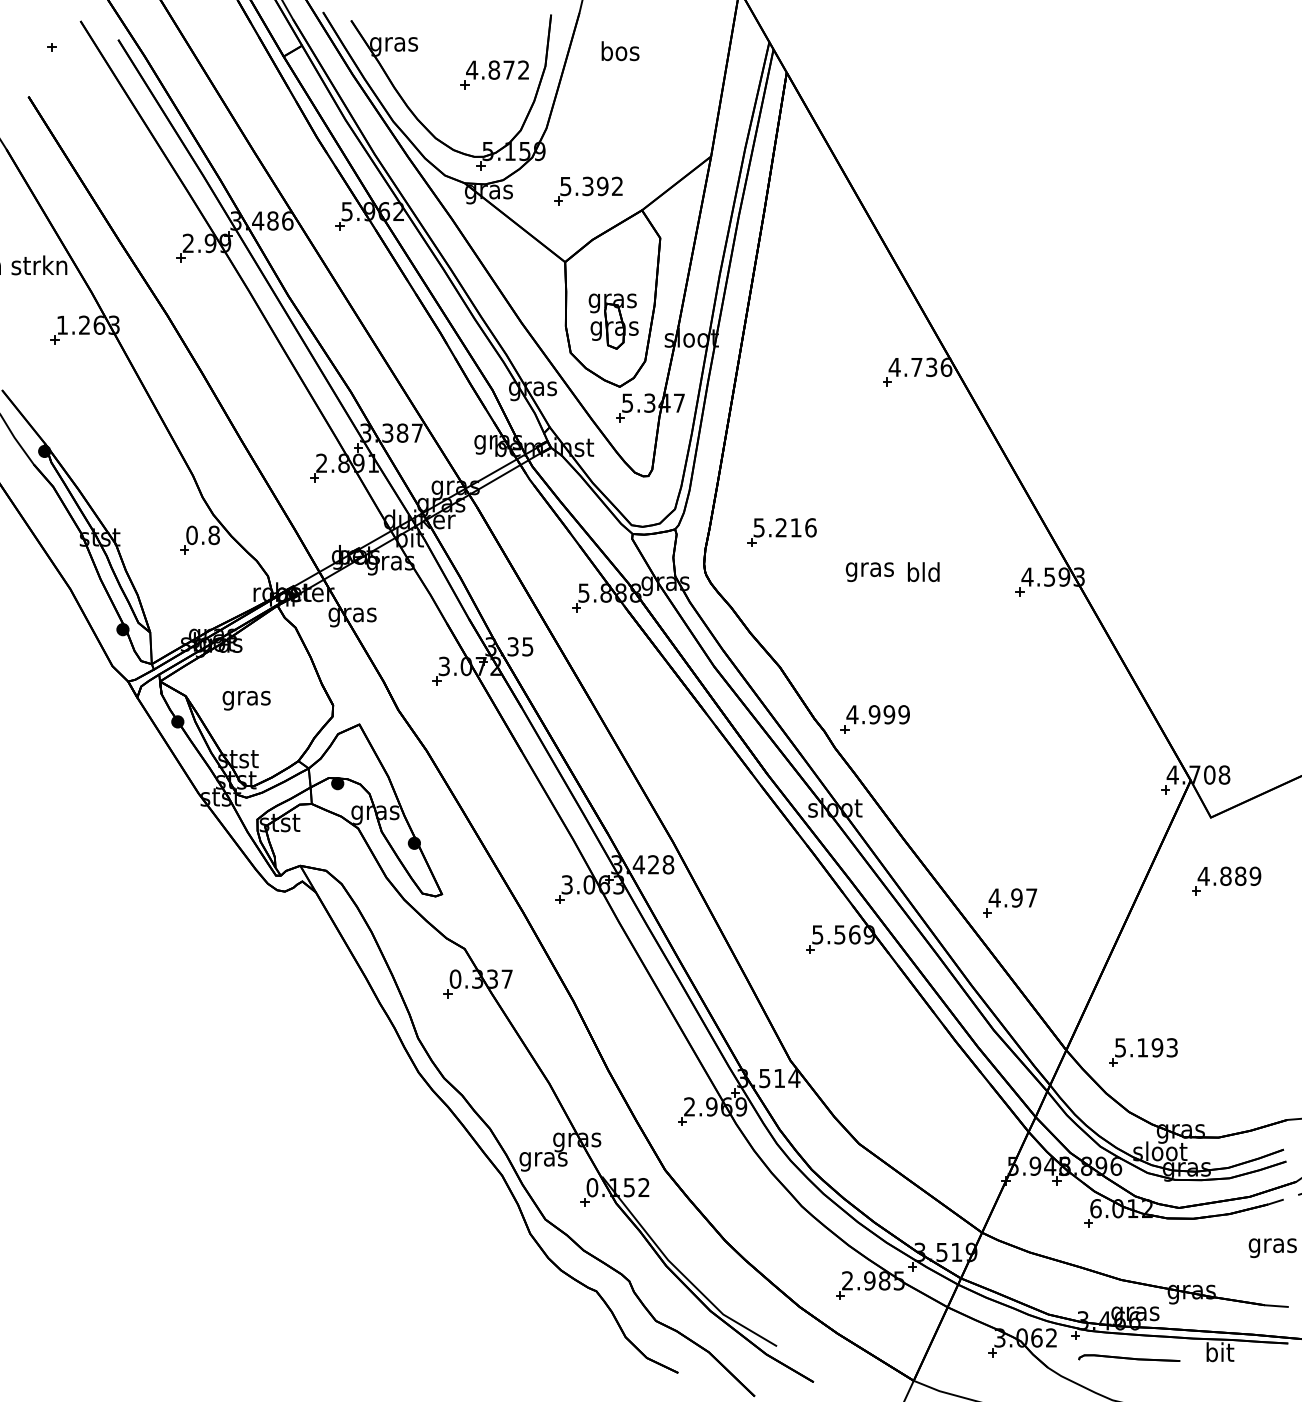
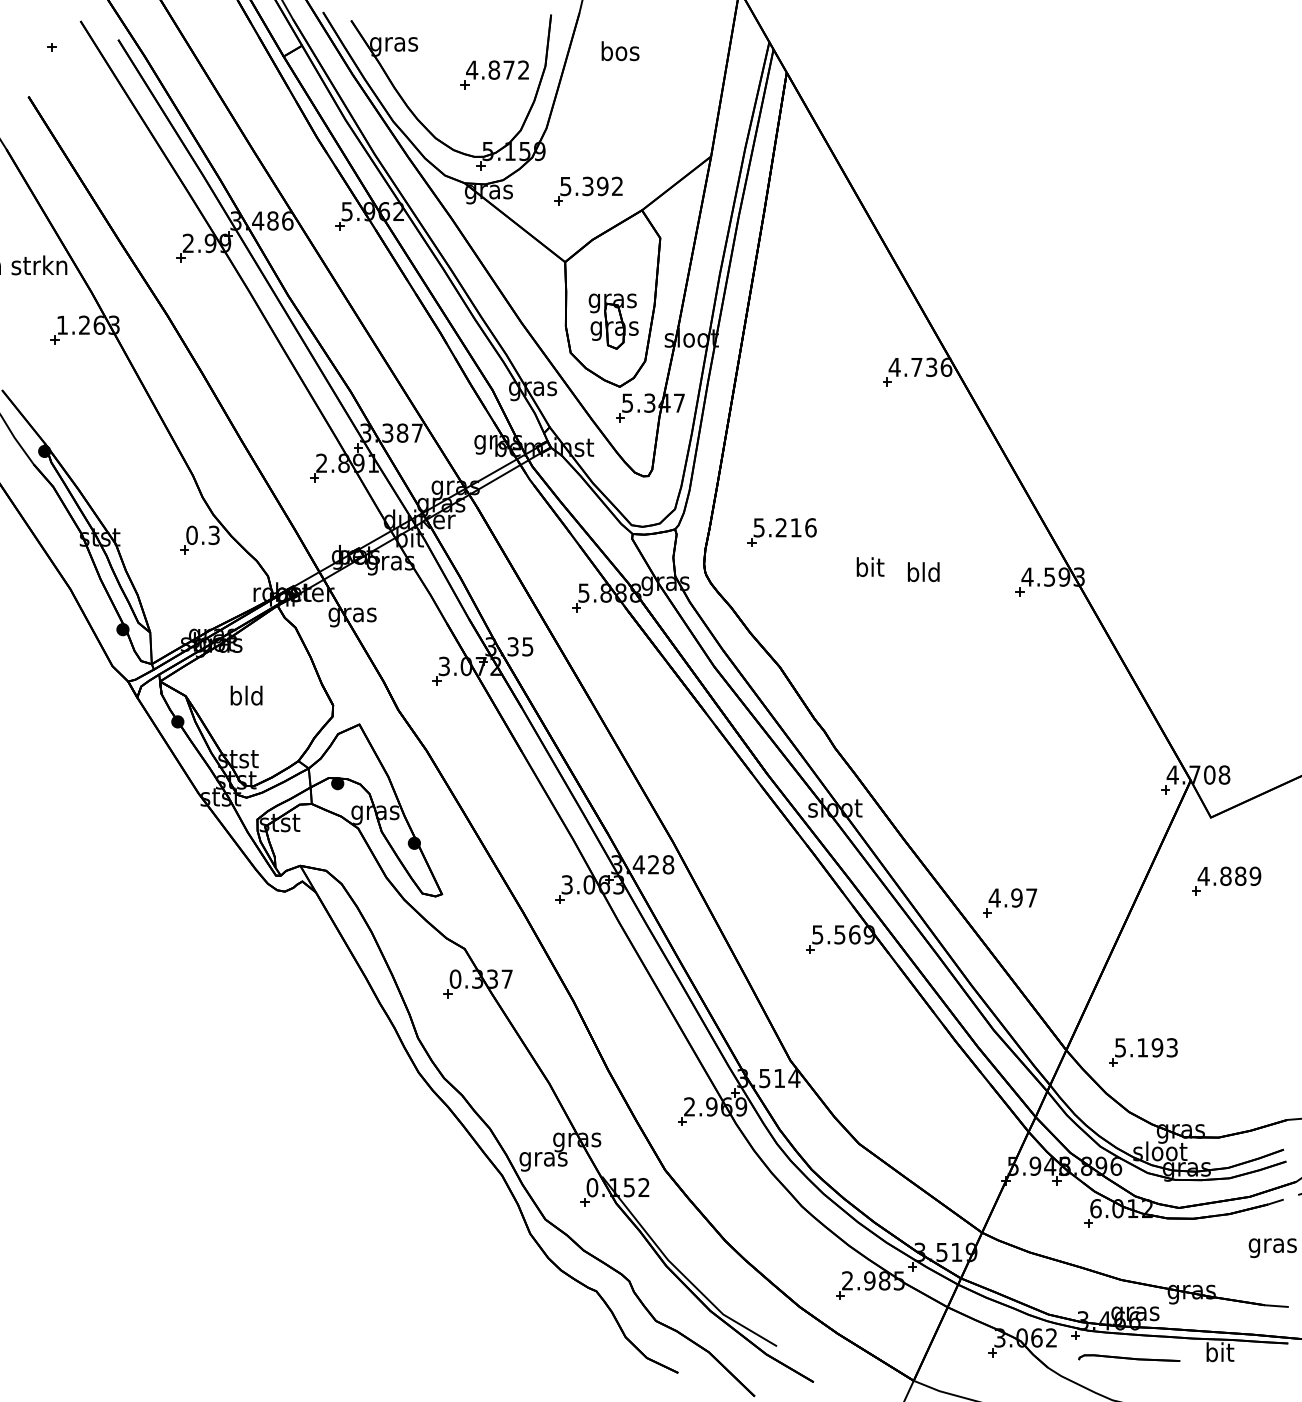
text: 0.8 -> 0.3 (213, 535)
text: gras -> bit (869, 569)
text: gras -> bld (246, 697)
part: present -> none (874, 719)
